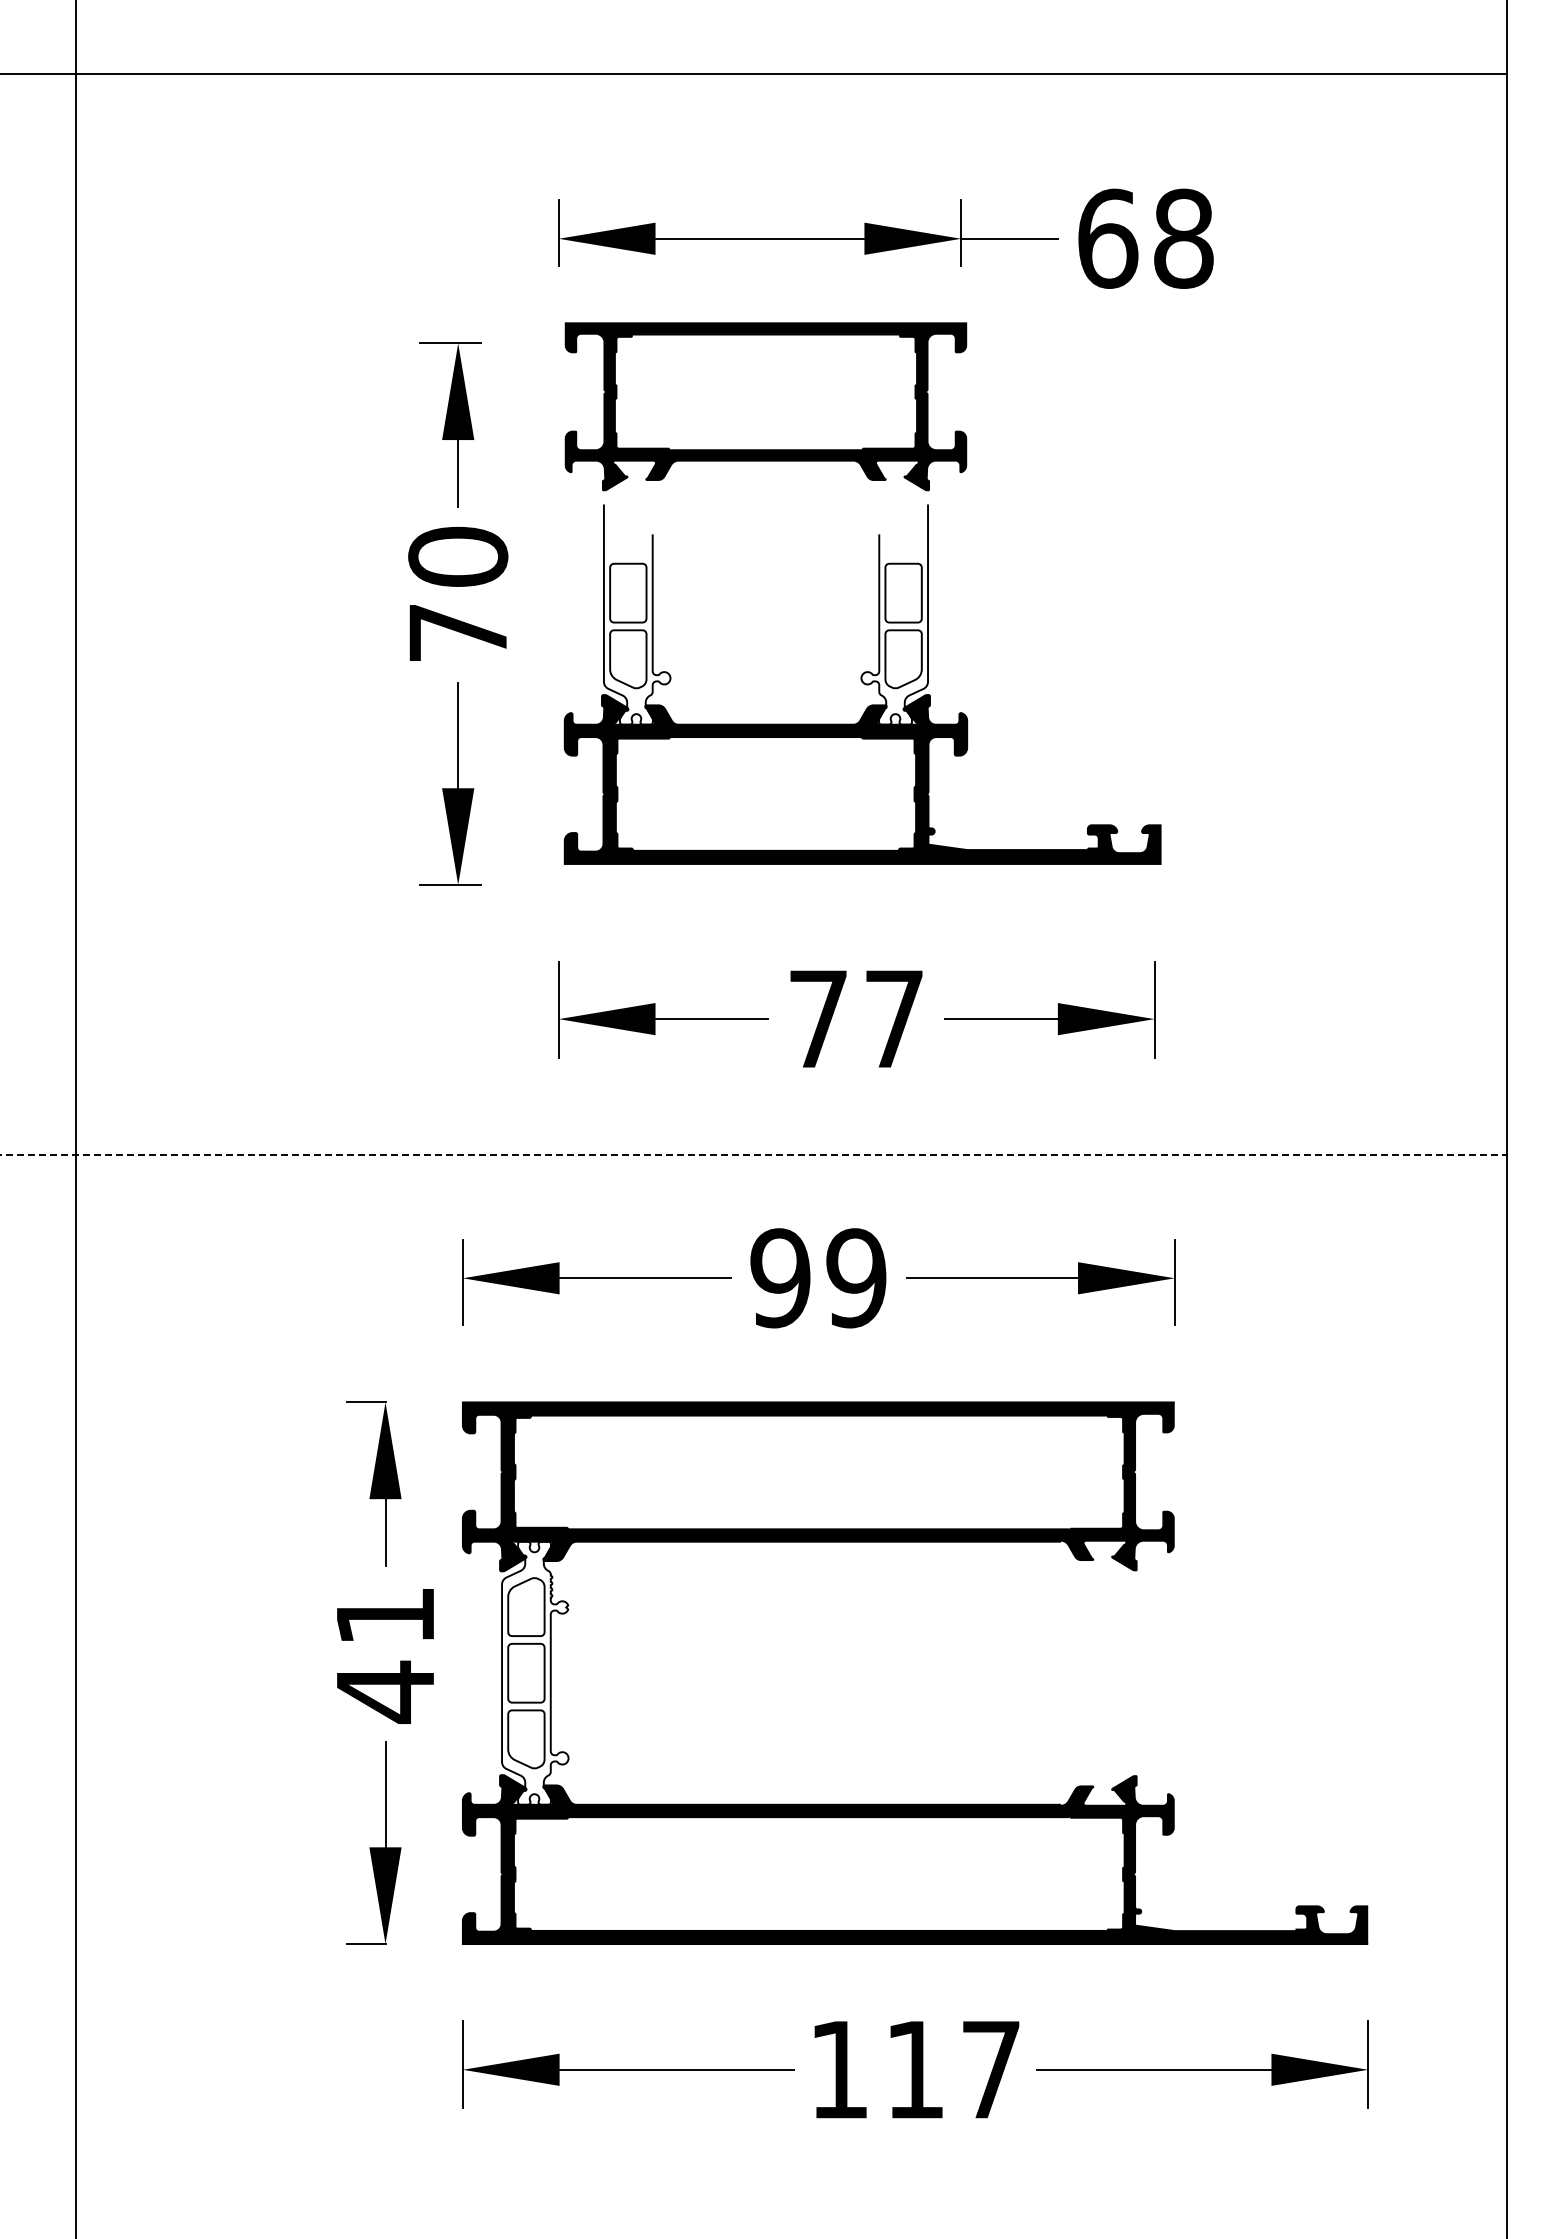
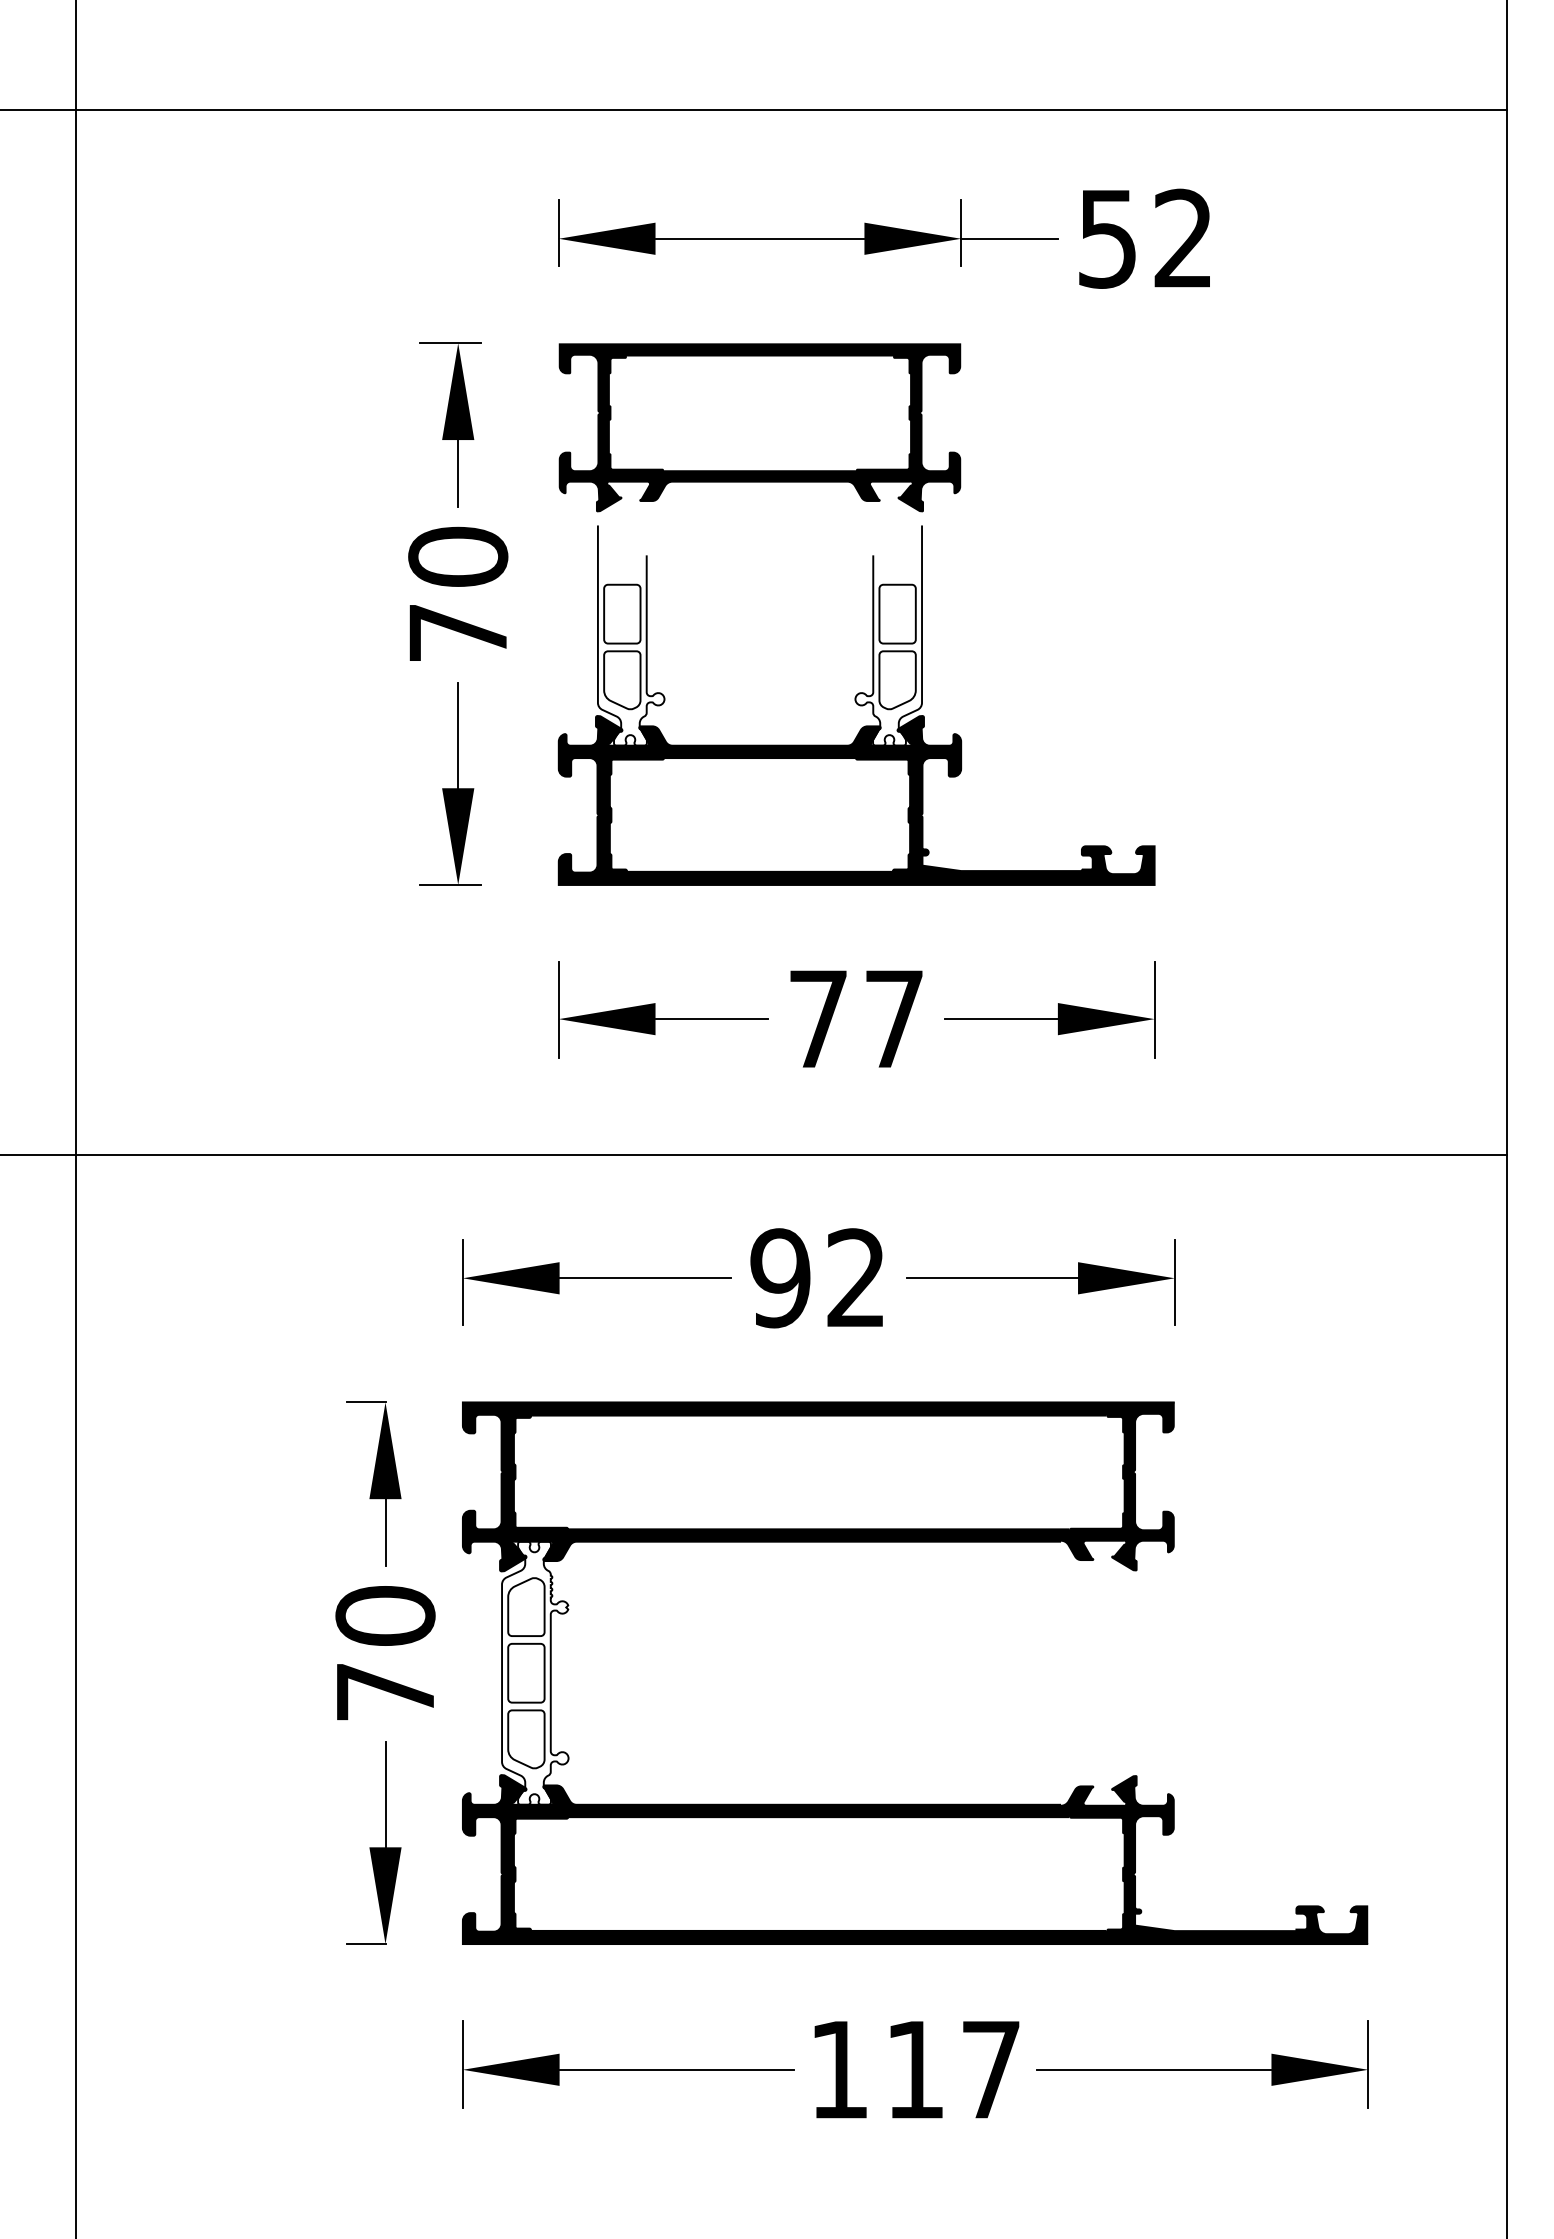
line position: (754, 74) -> (754, 110) (754, 110)
text: 68 -> 52 (1145, 238)
part position: (878, 593) -> (872, 614) (872, 614)
line: dashed -> solid (754, 1154)
text: 99 -> 92 (856, 1278)
text: 41 -> 70 (385, 1654)
